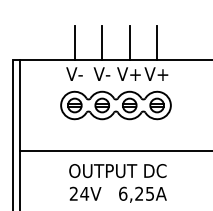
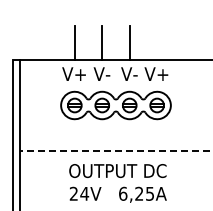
line: present -> none (157, 43)
text: V- -> V+ (73, 73)
text: V+ -> V- (128, 73)
line: solid -> dashed (115, 150)
